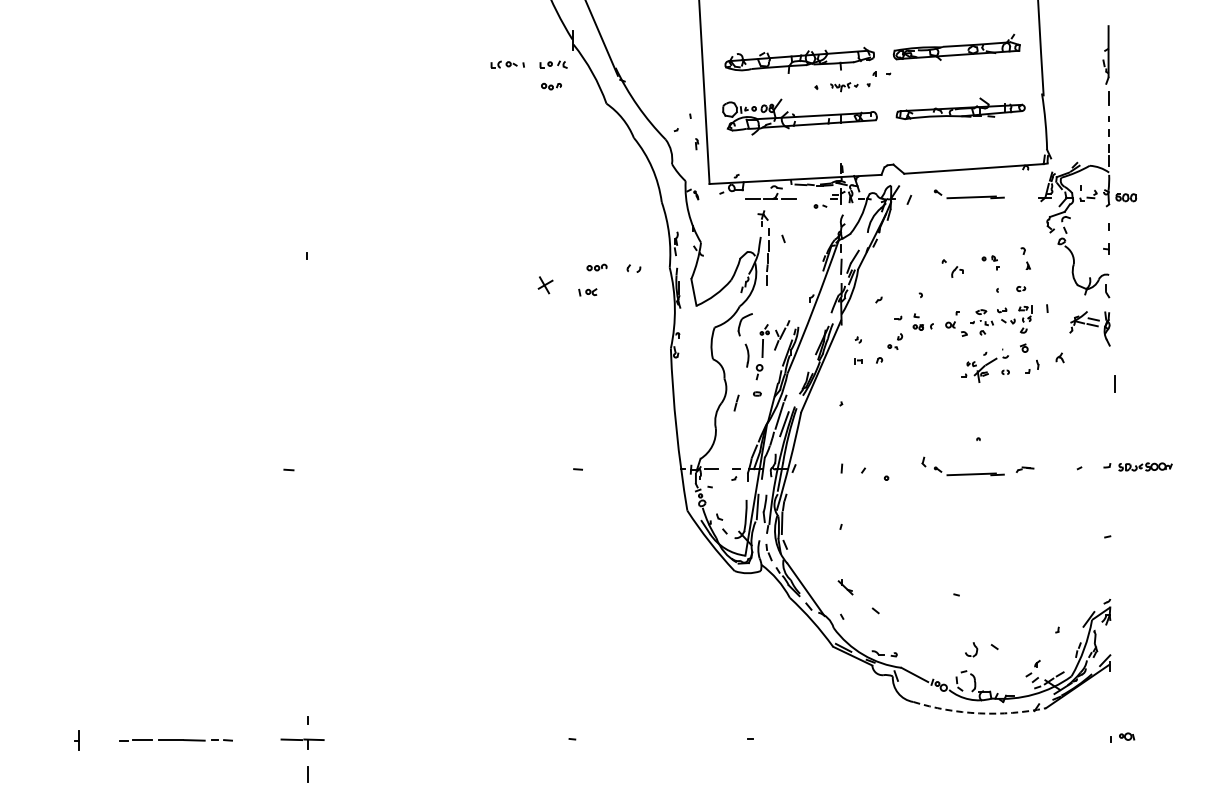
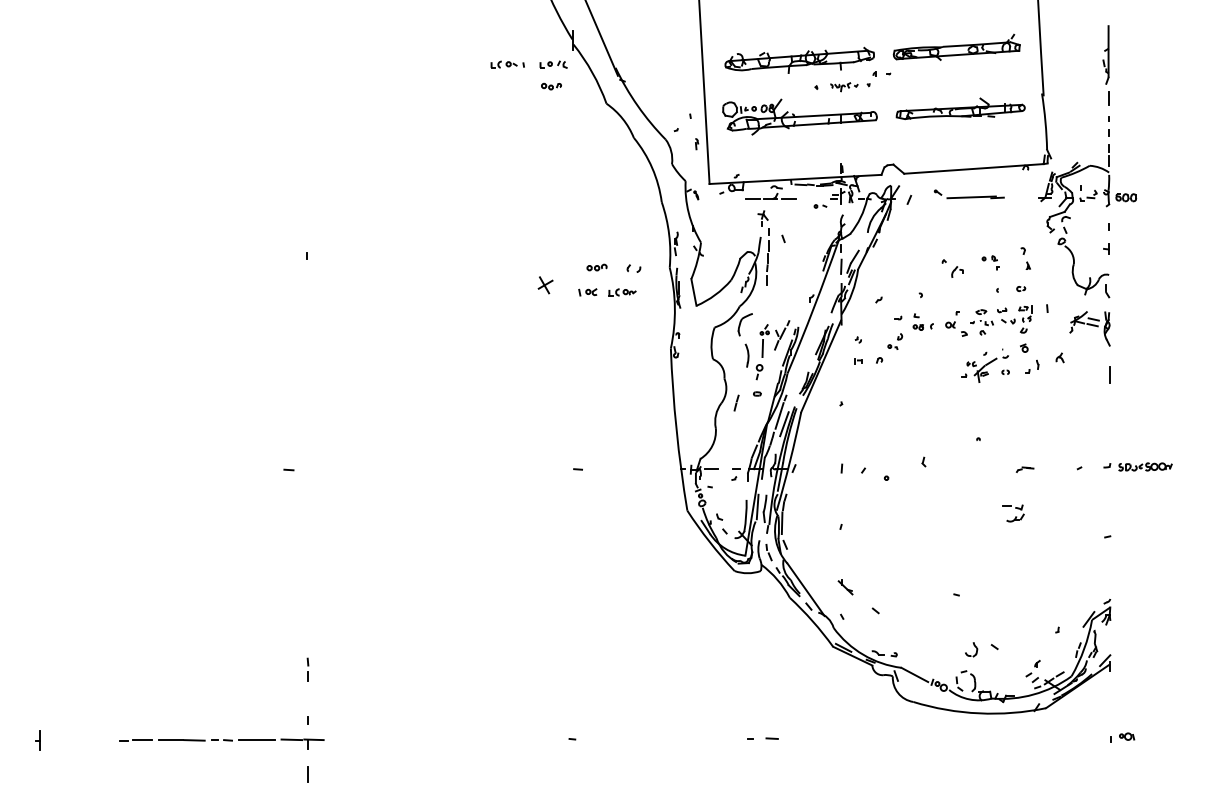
part: none -> present (622, 292)
line position: (1114, 383) -> (1109, 374) (1109, 374)
part: present -> none (968, 471)
part: none -> present (1013, 513)
part: none -> present (307, 669)
arc: dashed -> solid (979, 713)
line: none -> present (771, 738)
part position: (76, 740) -> (37, 740) (37, 740)
line: none -> present (256, 740)
